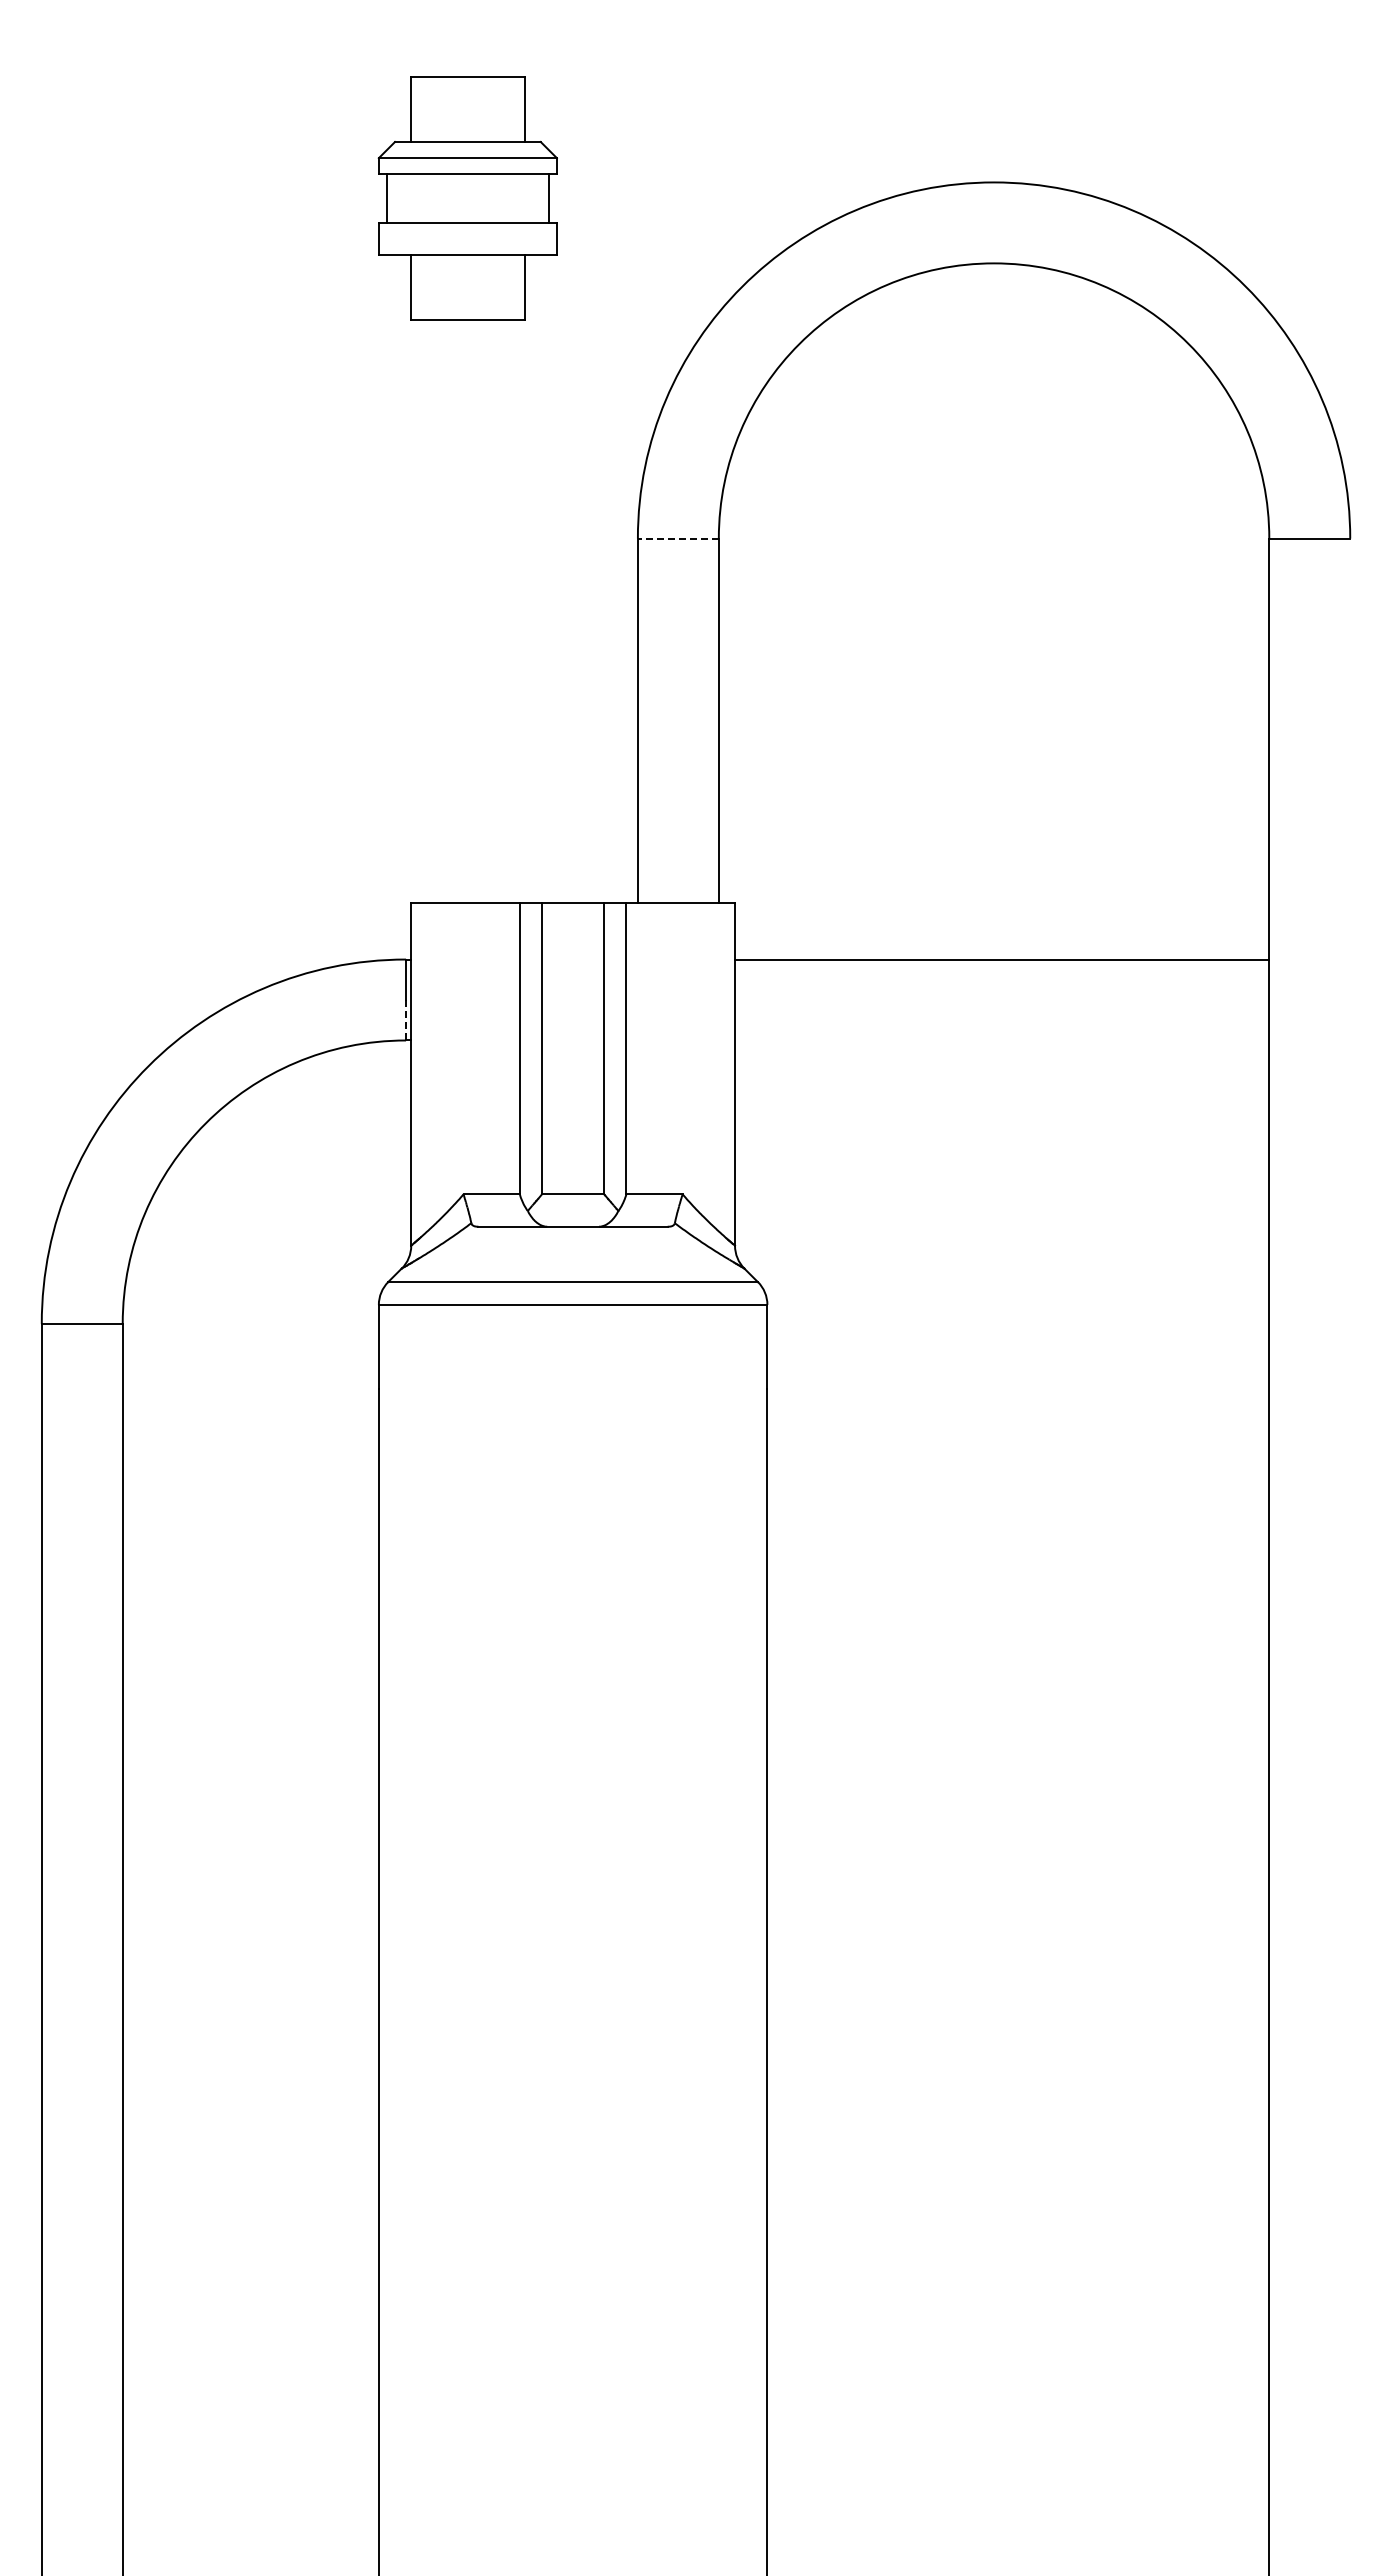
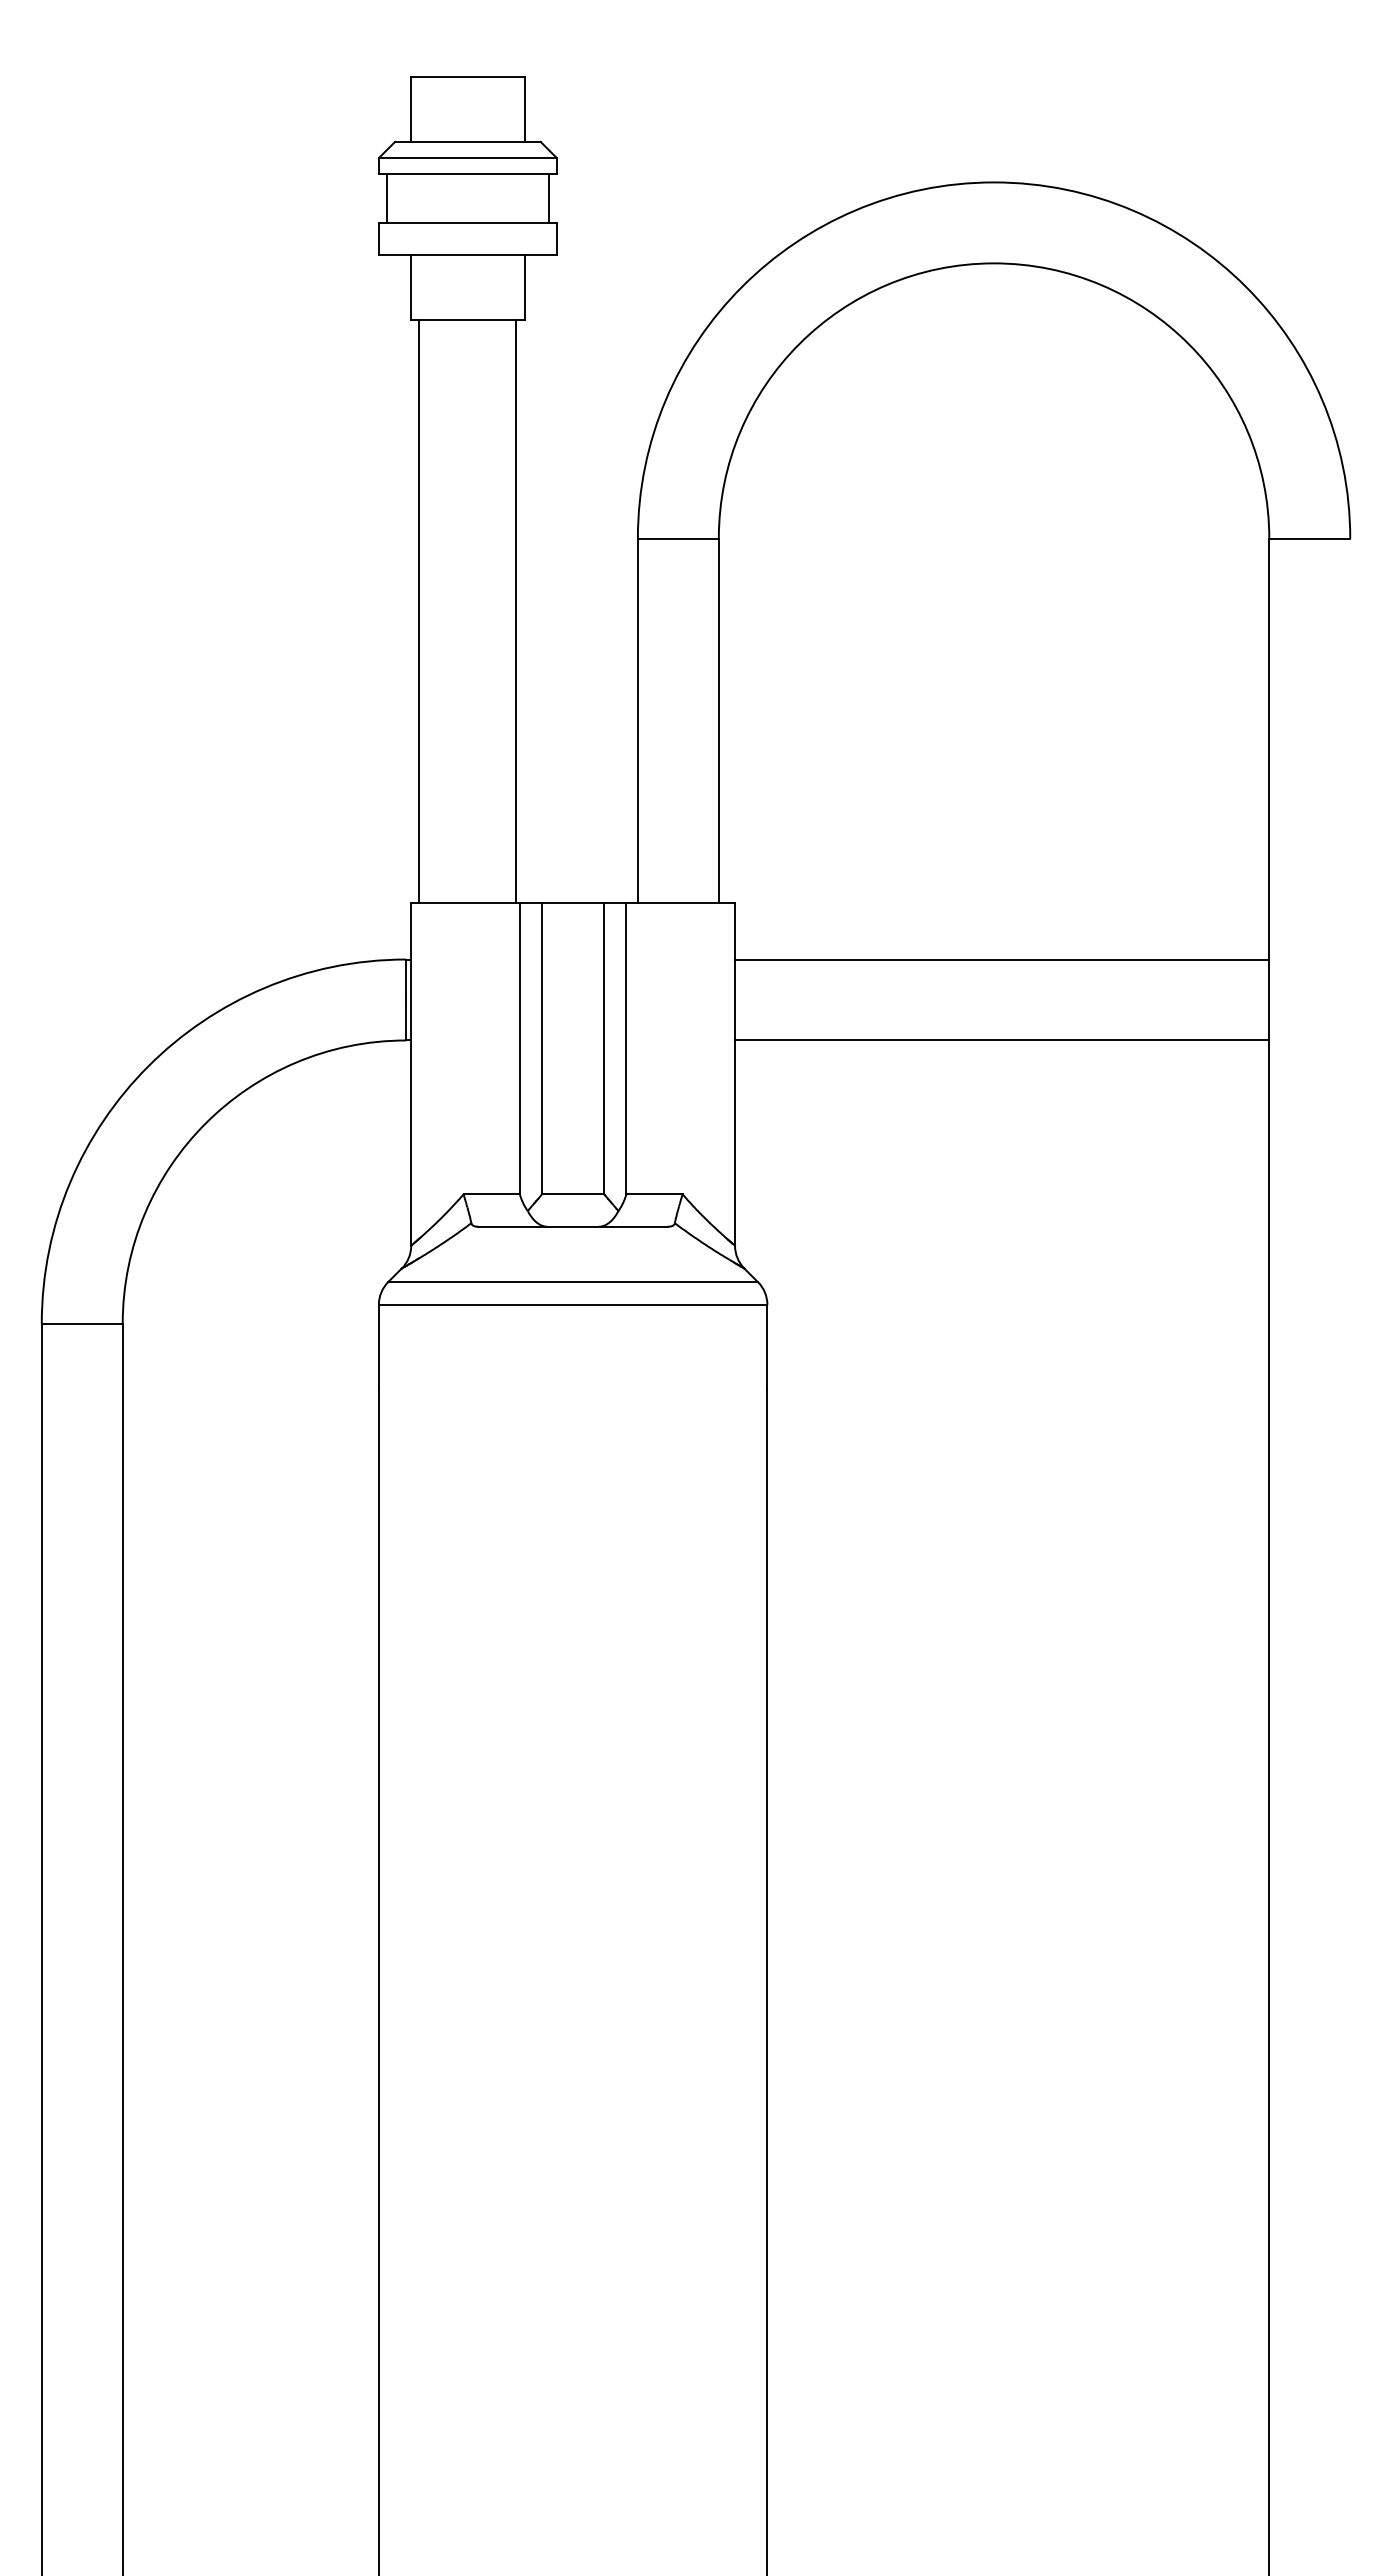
line: dashed -> solid (677, 538)
line: none -> present (419, 611)
line: none -> present (516, 611)
line: dashed -> solid (406, 1019)
line: none -> present (1002, 1040)
